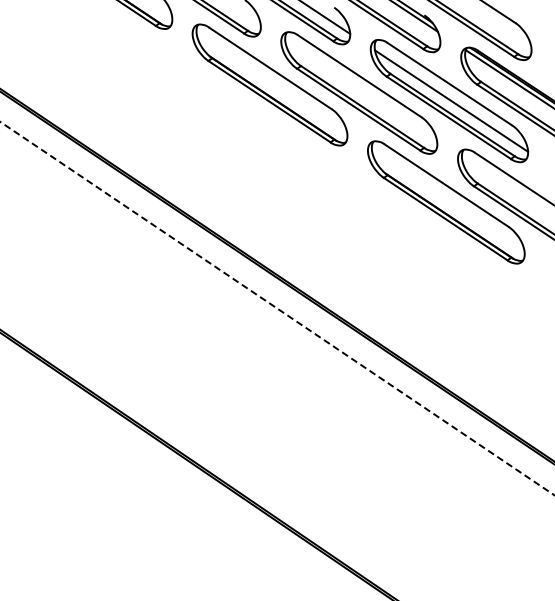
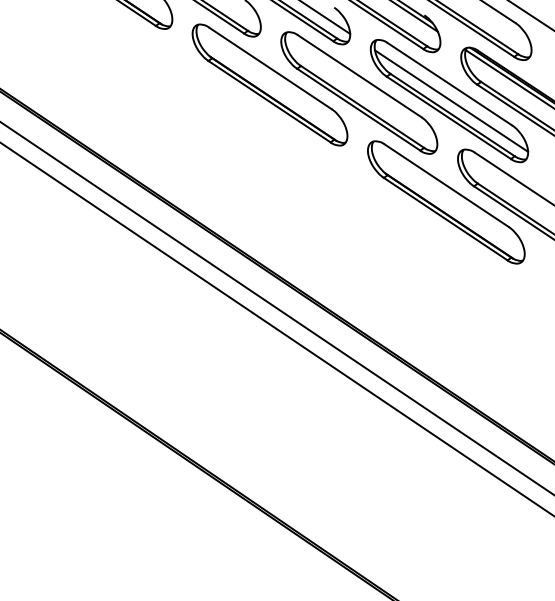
line: none -> present (530, 15)
line: dashed -> solid (278, 309)
line: none -> present (276, 328)
